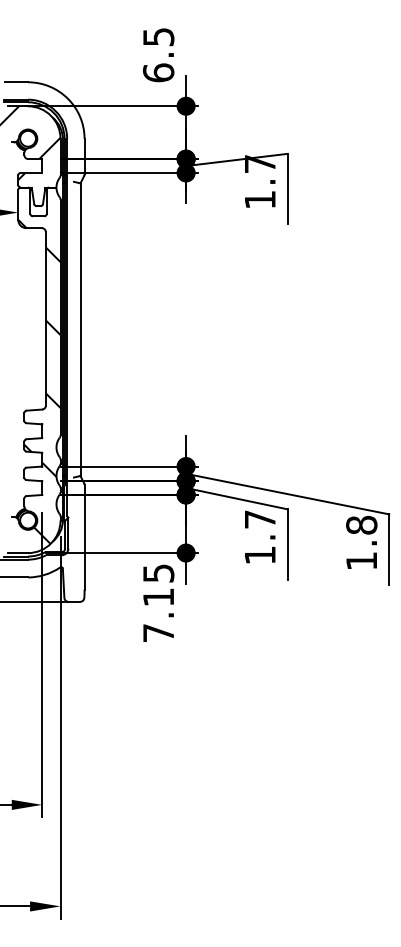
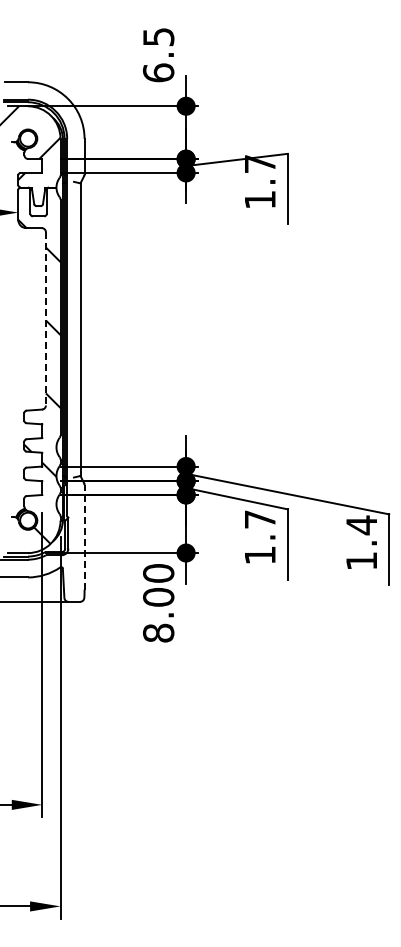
line: solid -> dashed (45, 318)
text: 1.8 -> 1.4 (361, 525)
line: solid -> dashed (84, 536)
text: 7.15 -> 8.00 (158, 603)
